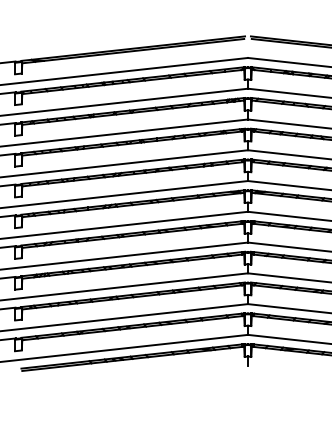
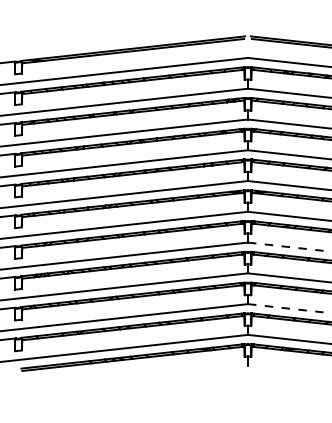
line: solid -> dashed (289, 247)
line: solid -> dashed (289, 308)
